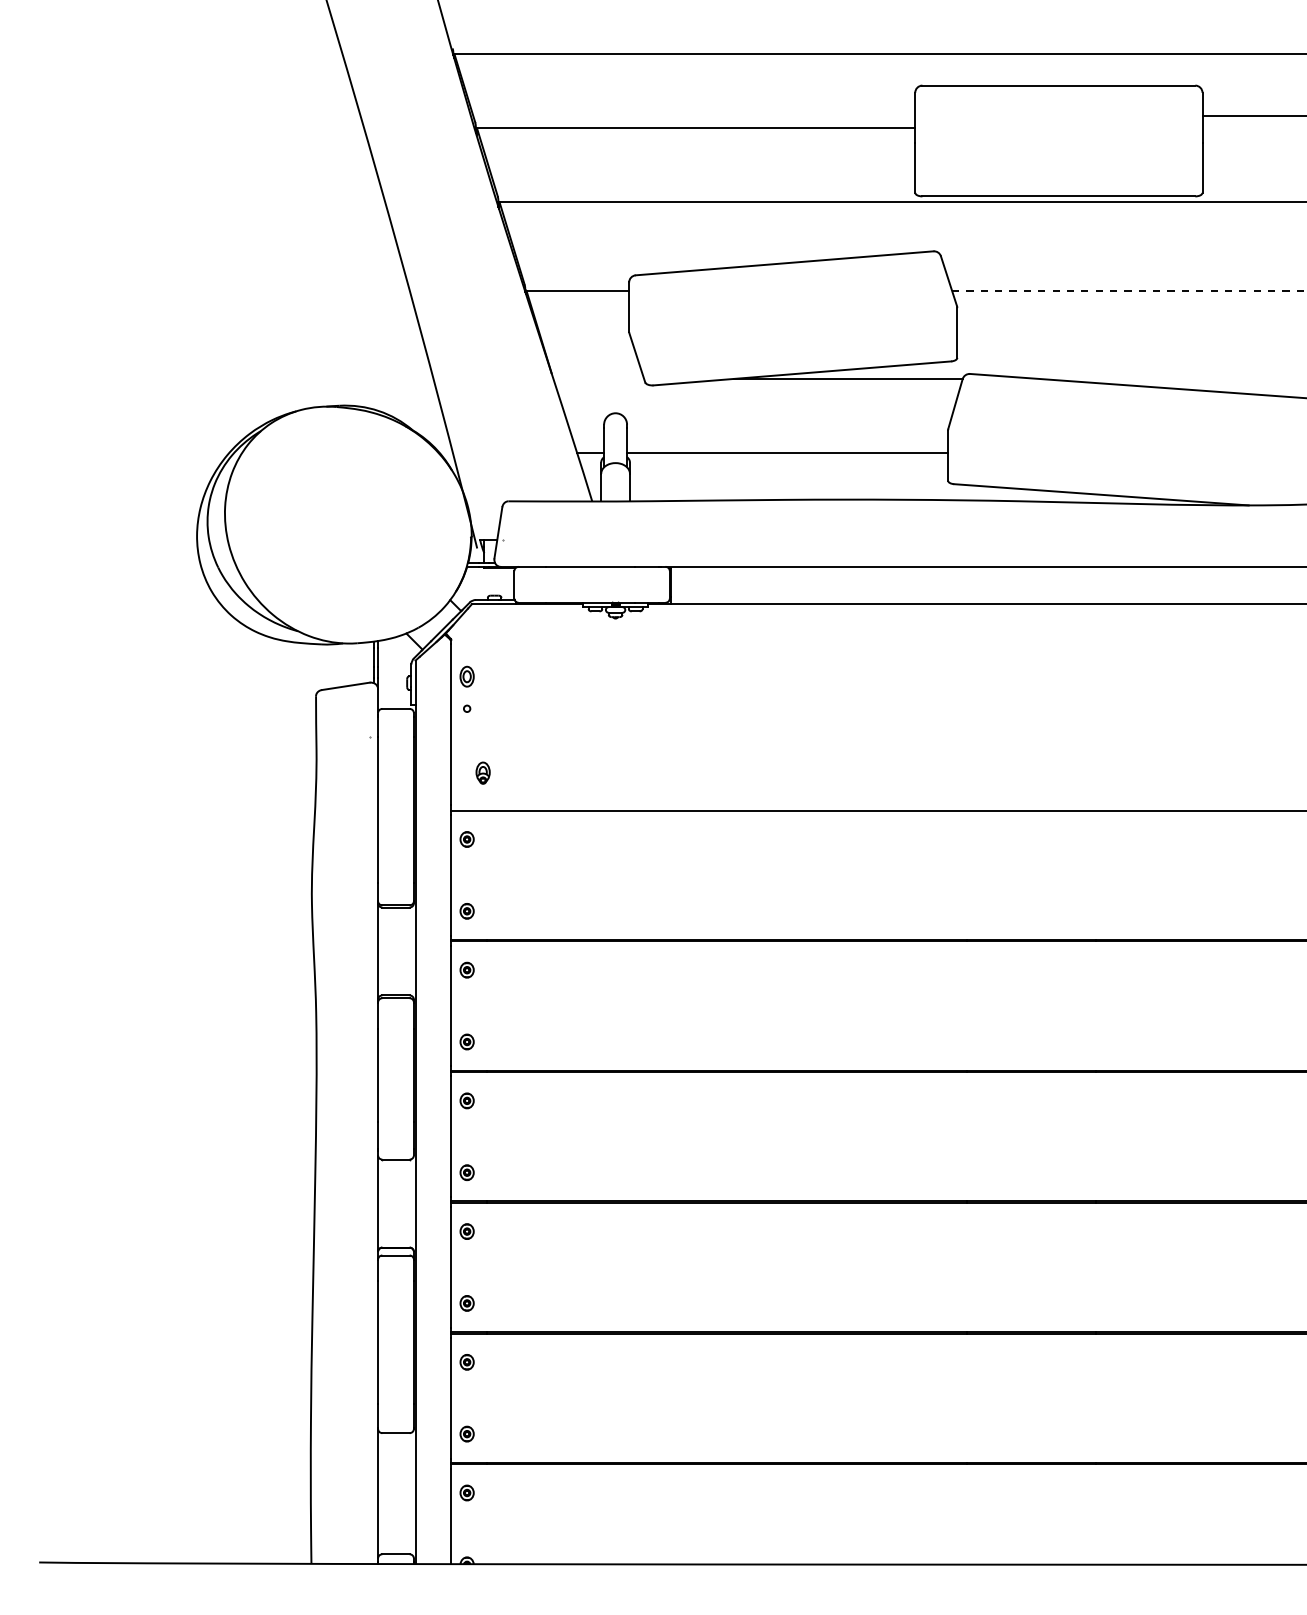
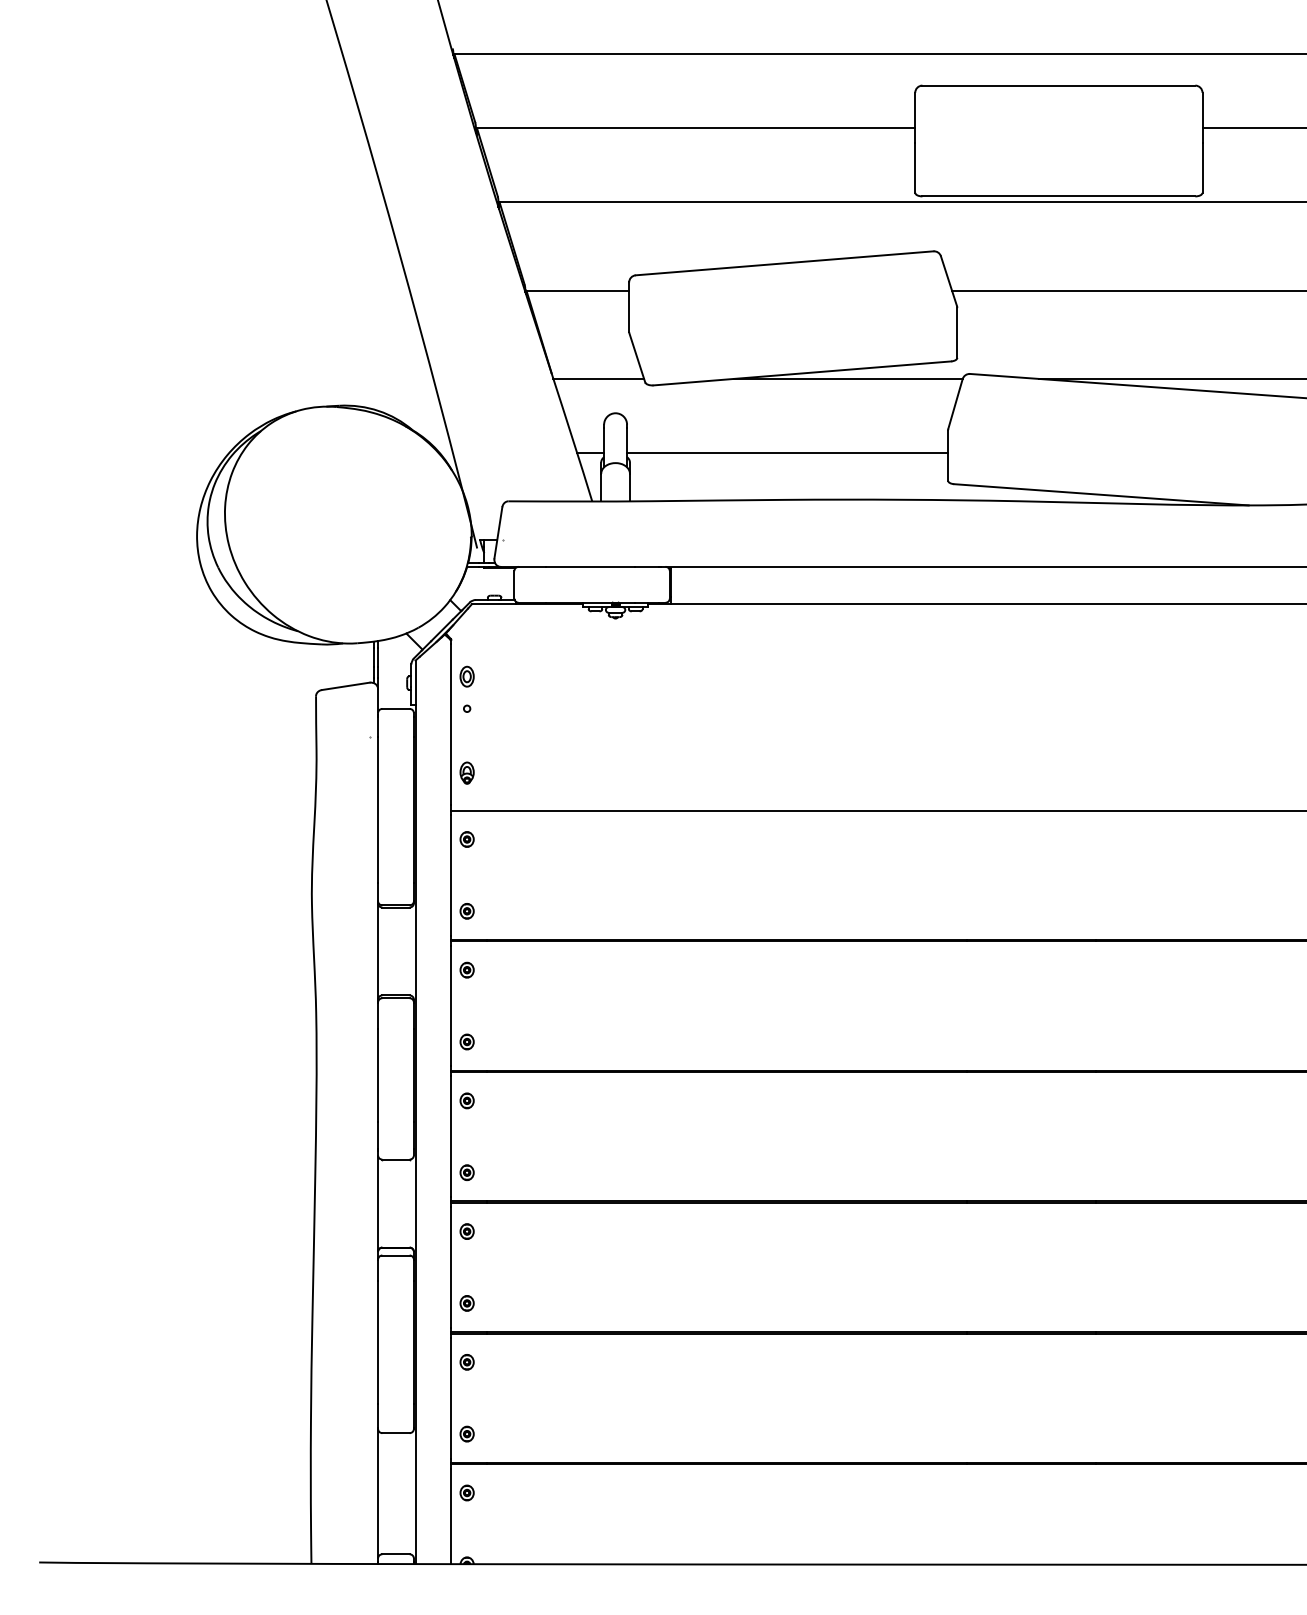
line position: (1252, 116) -> (1252, 128) (1252, 128)
line: dashed -> solid (1129, 290)
line: none -> present (598, 378)
line: none -> present (1170, 378)
part position: (482, 772) -> (466, 772) (466, 772)
